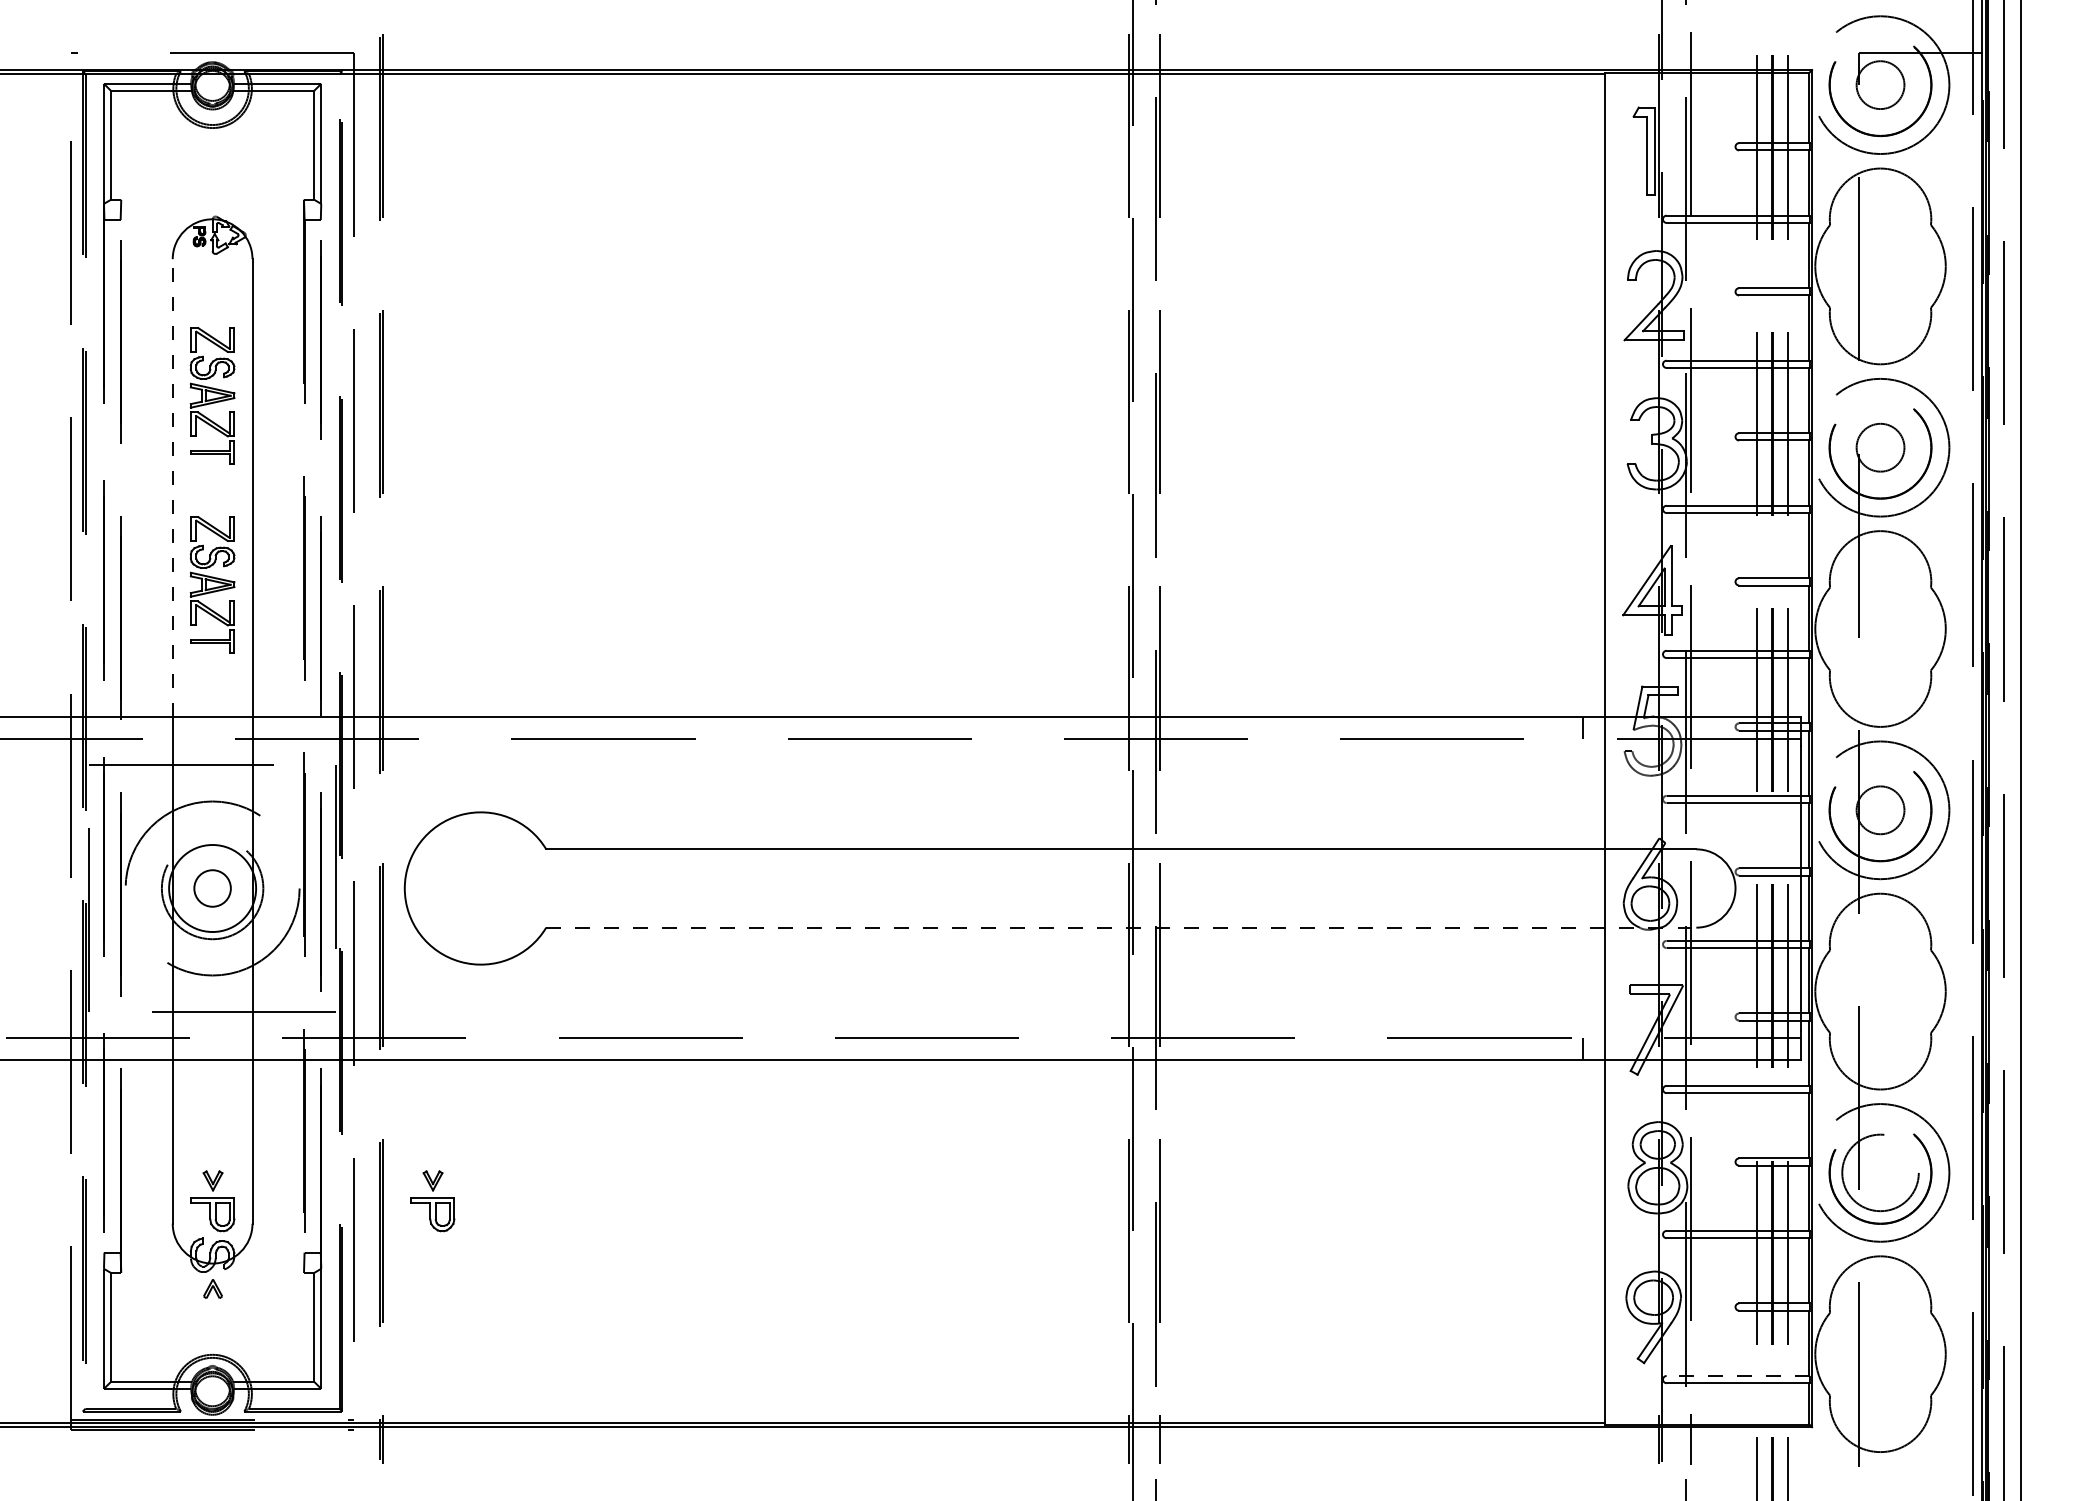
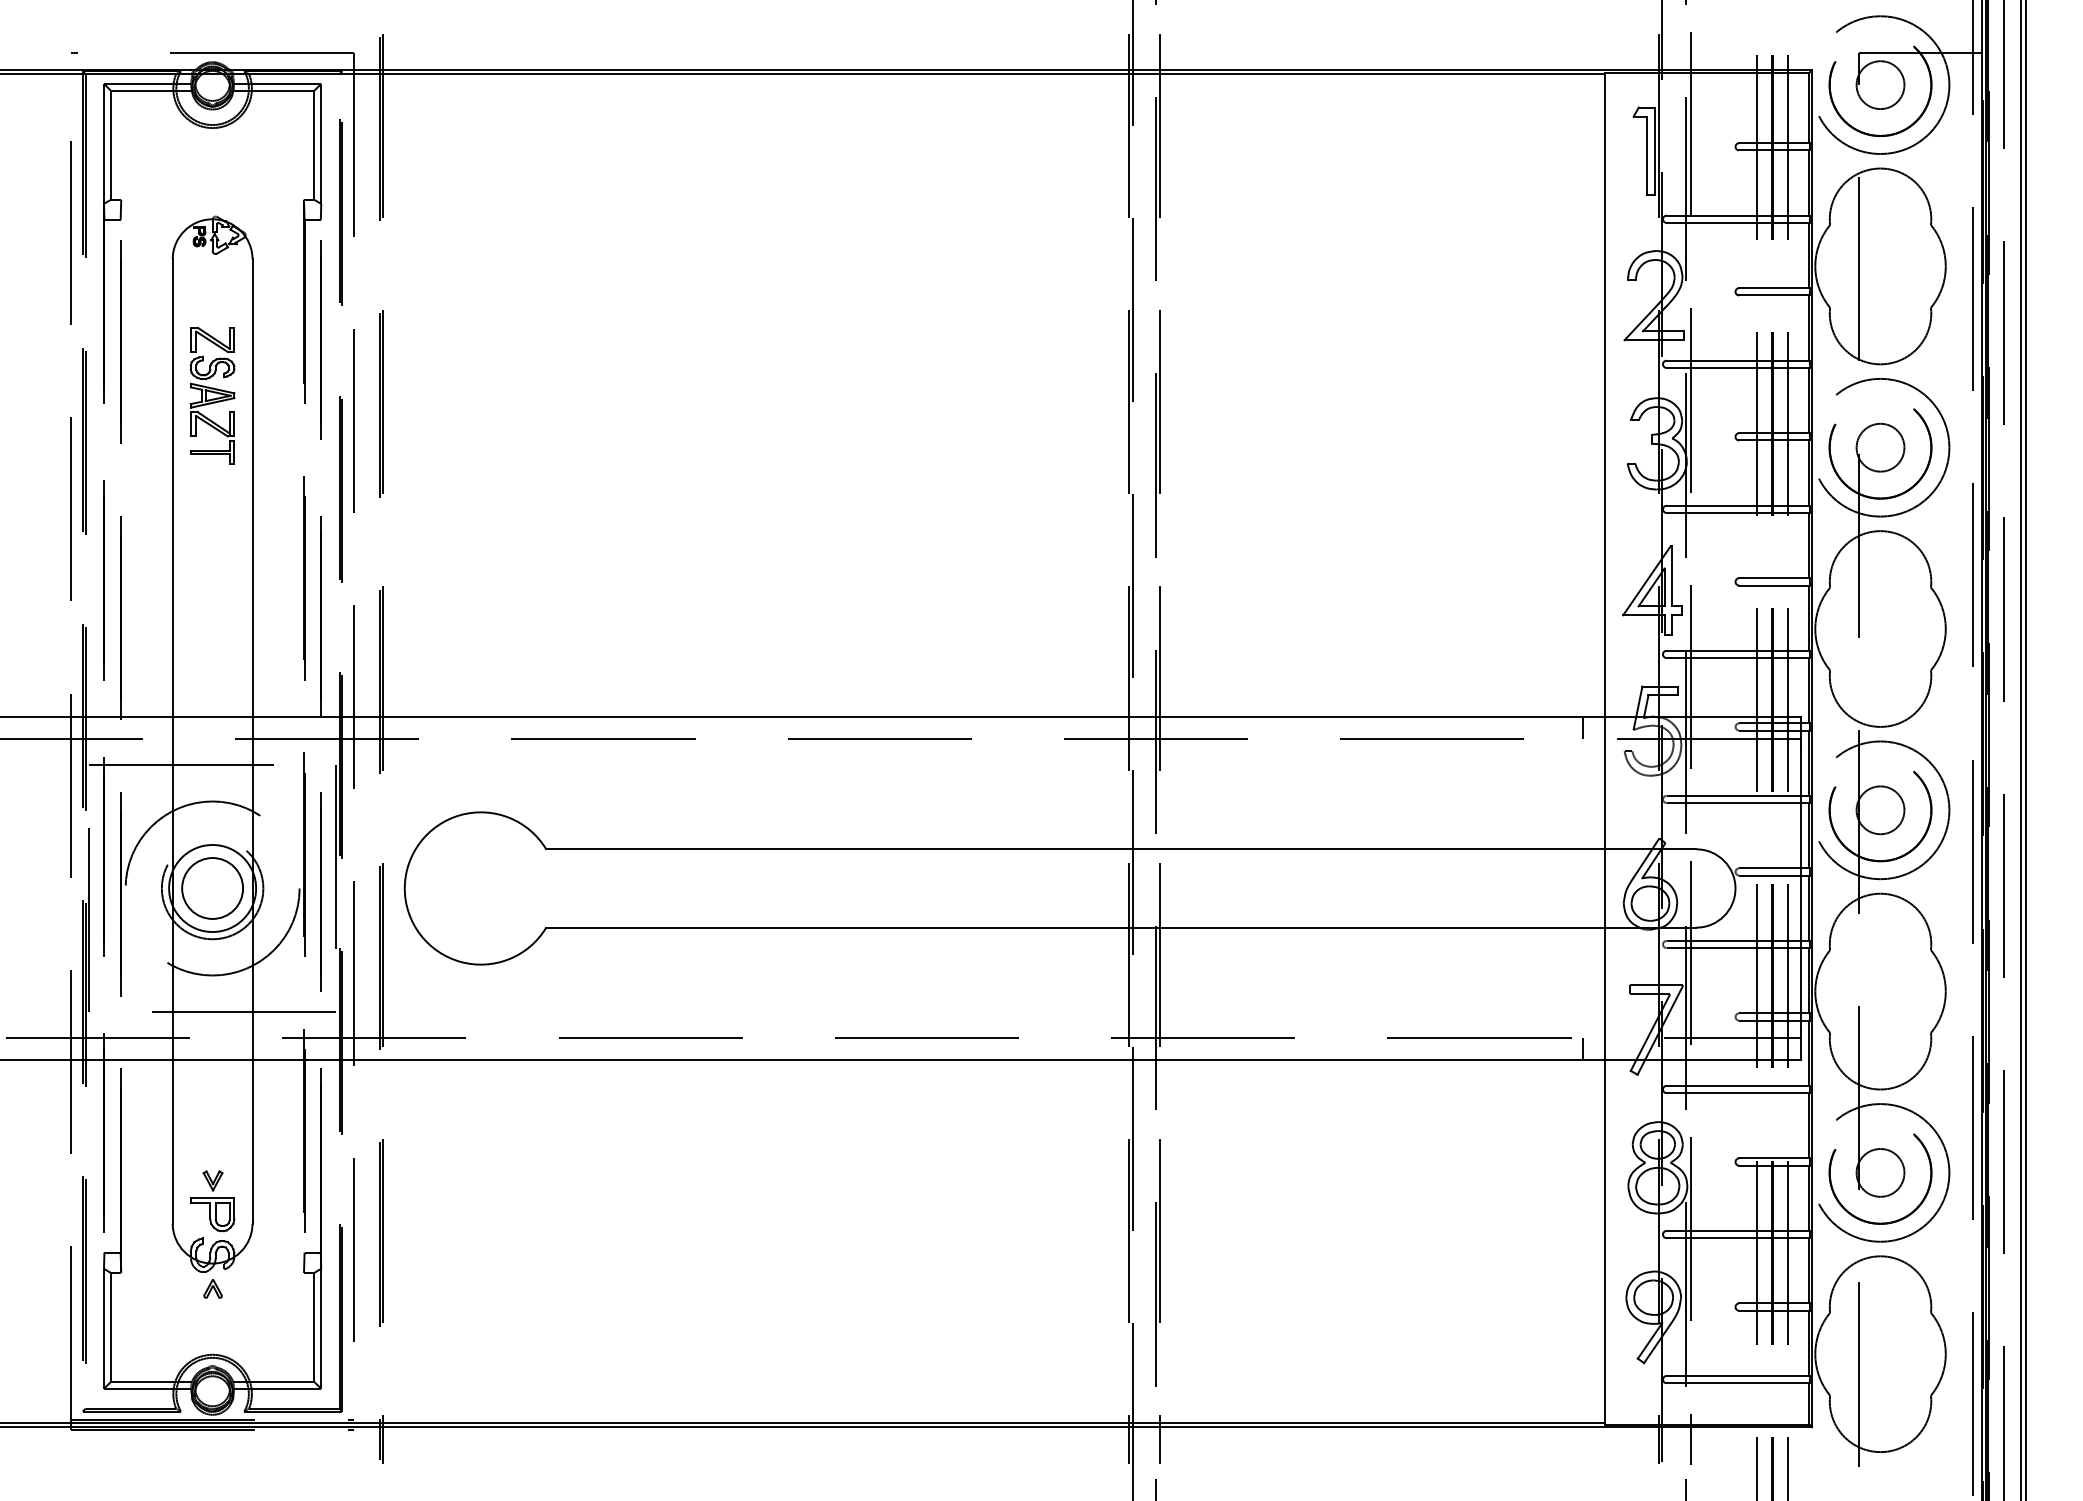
line: dashed -> solid (172, 487)
part: present -> none (212, 584)
line: none -> present (2025, 749)
circle diameter: 37 px -> 61 px (212, 888)
line: dashed -> solid (1121, 927)
circle diameter: 77 px -> 48 px (1880, 1172)
part: present -> none (432, 1201)
line: dashed -> solid (1738, 1375)
